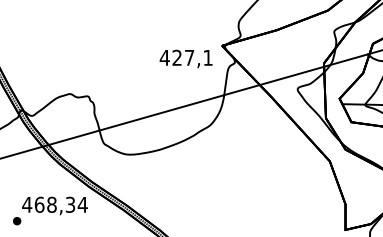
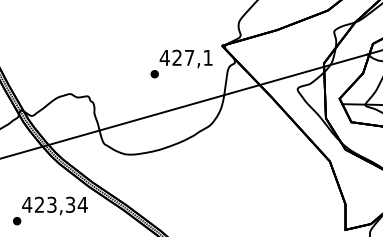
part: none -> present (154, 74)
text: 468,34 -> 423,34 (45, 204)
